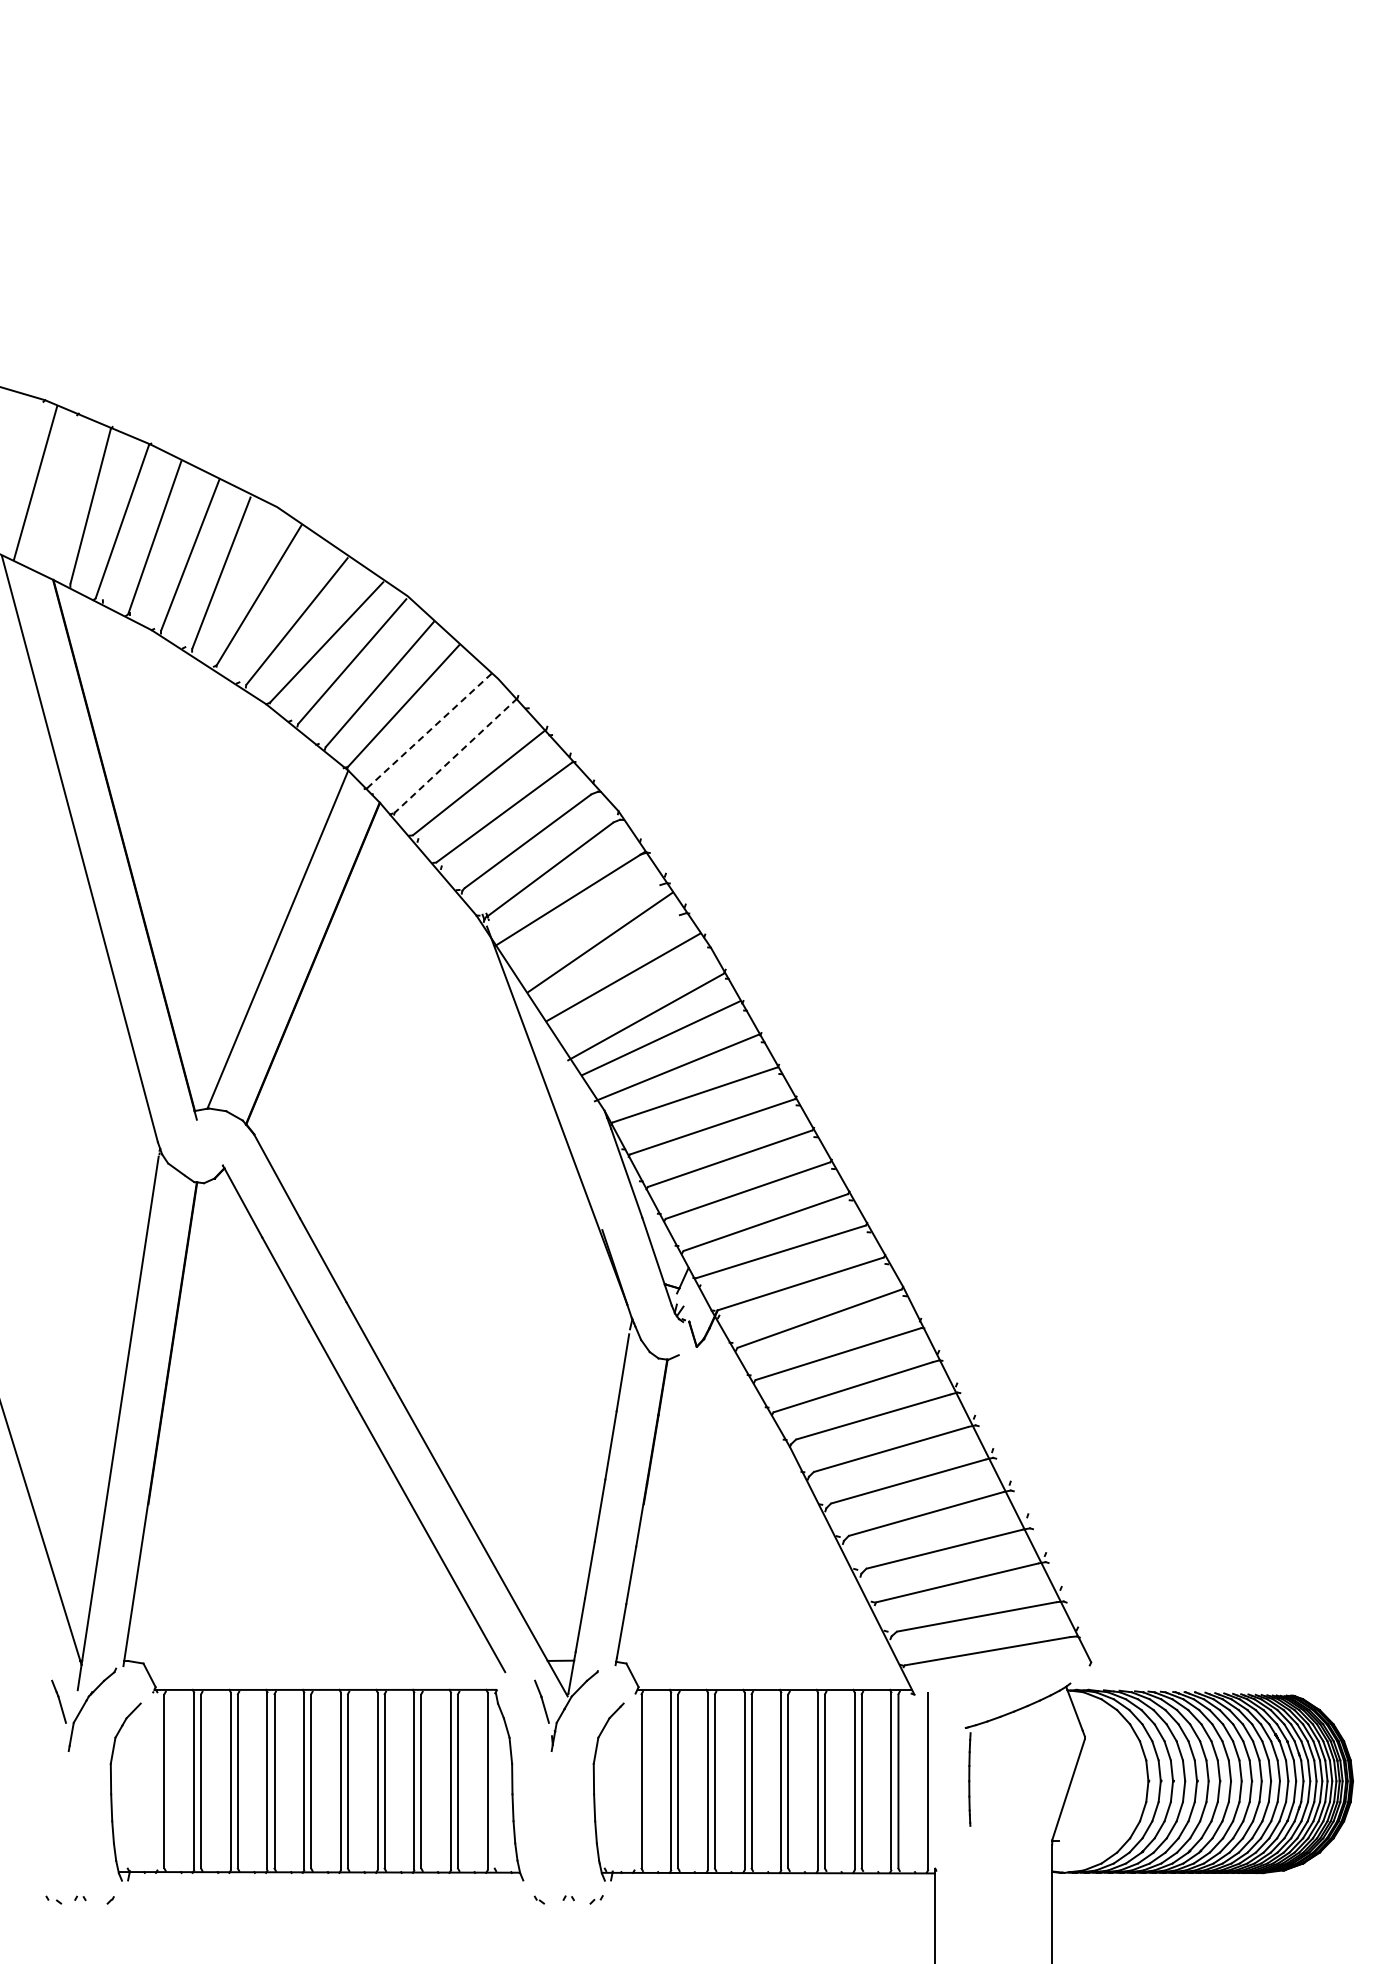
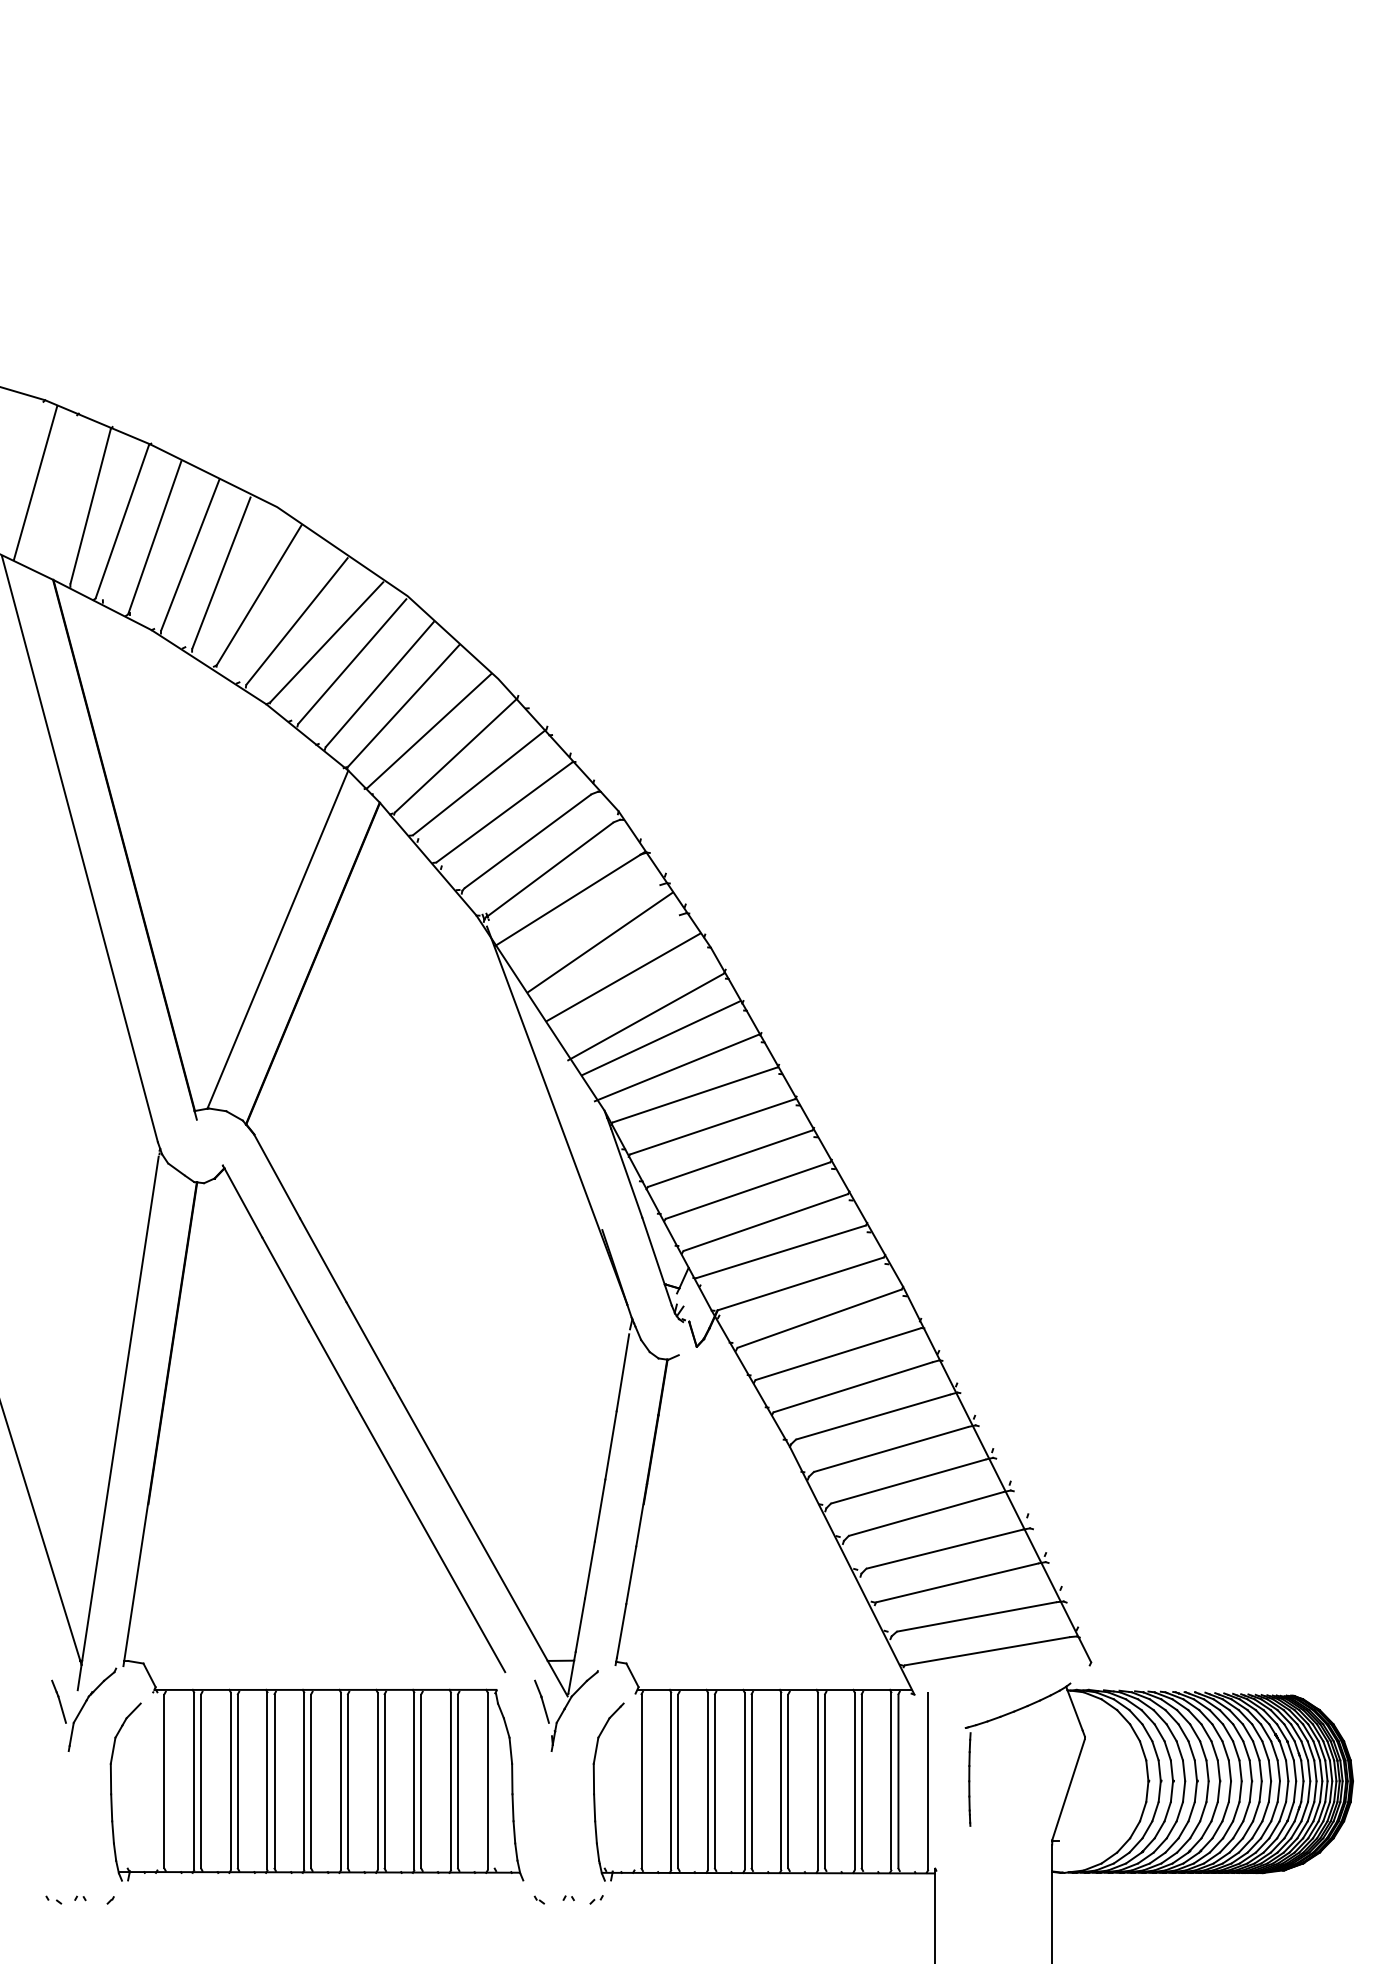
line: dashed -> solid (429, 730)
line: dashed -> solid (456, 755)
